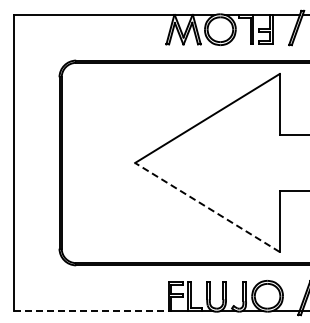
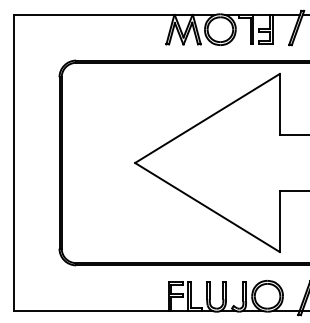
line: dashed -> solid (207, 207)
line: dashed -> solid (91, 311)
